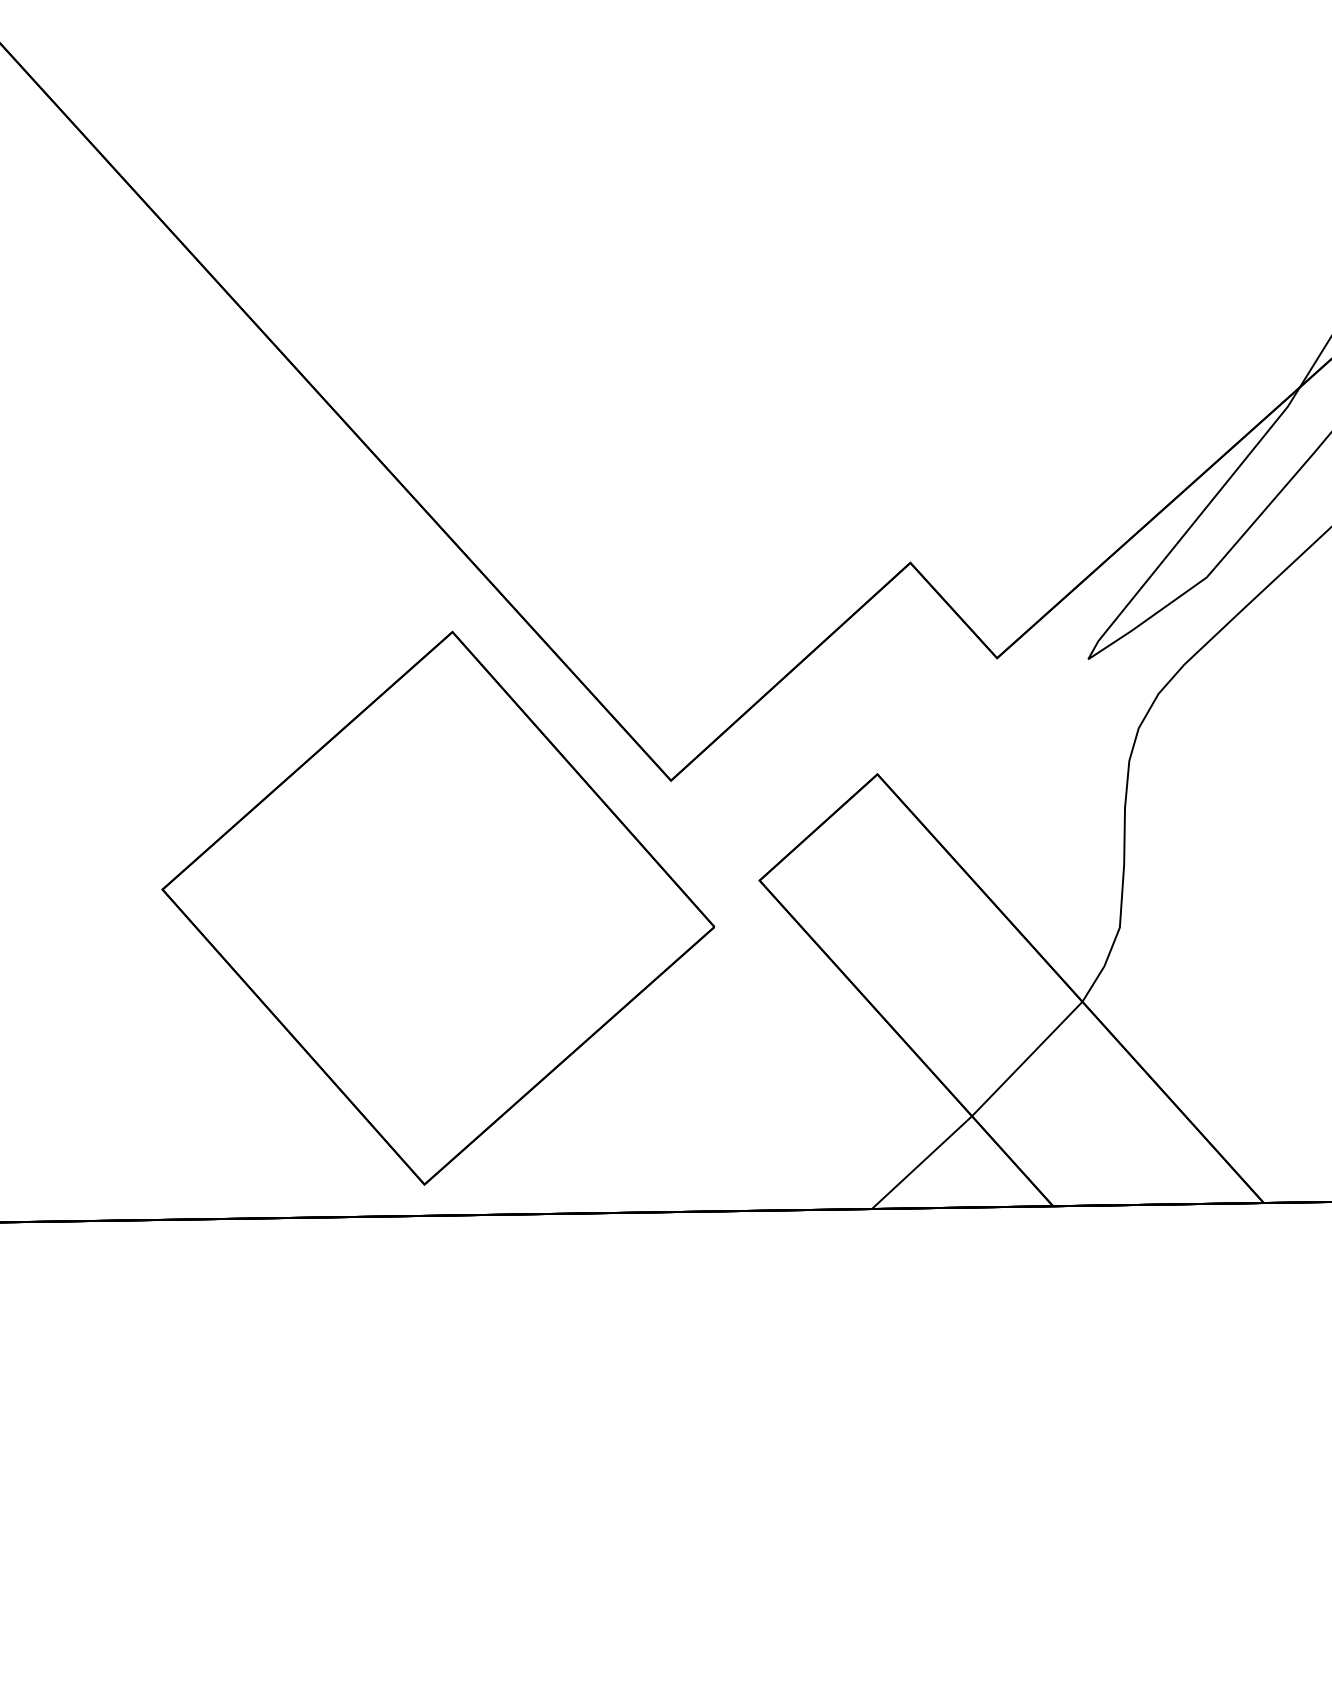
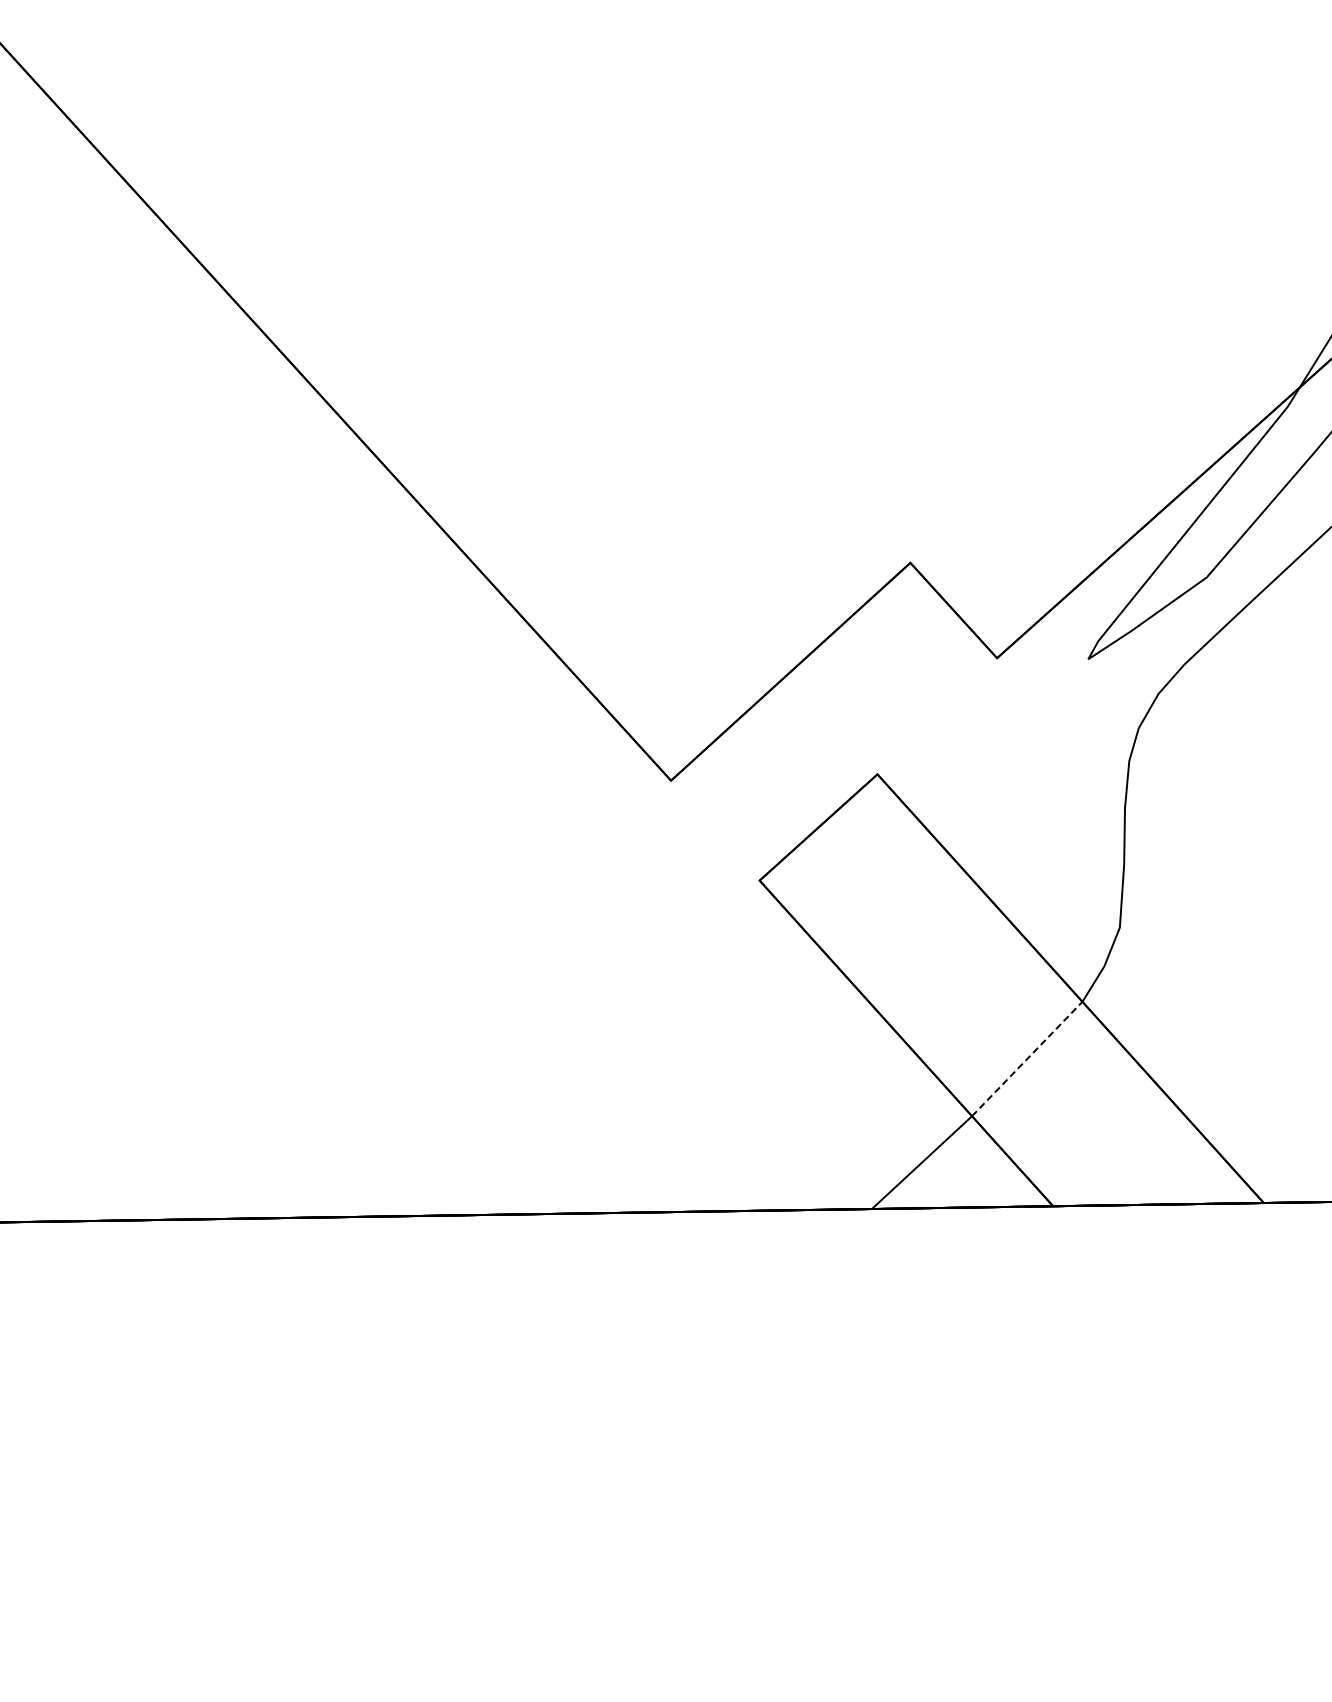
part: present -> none (438, 907)
line: solid -> dashed (1027, 1059)
